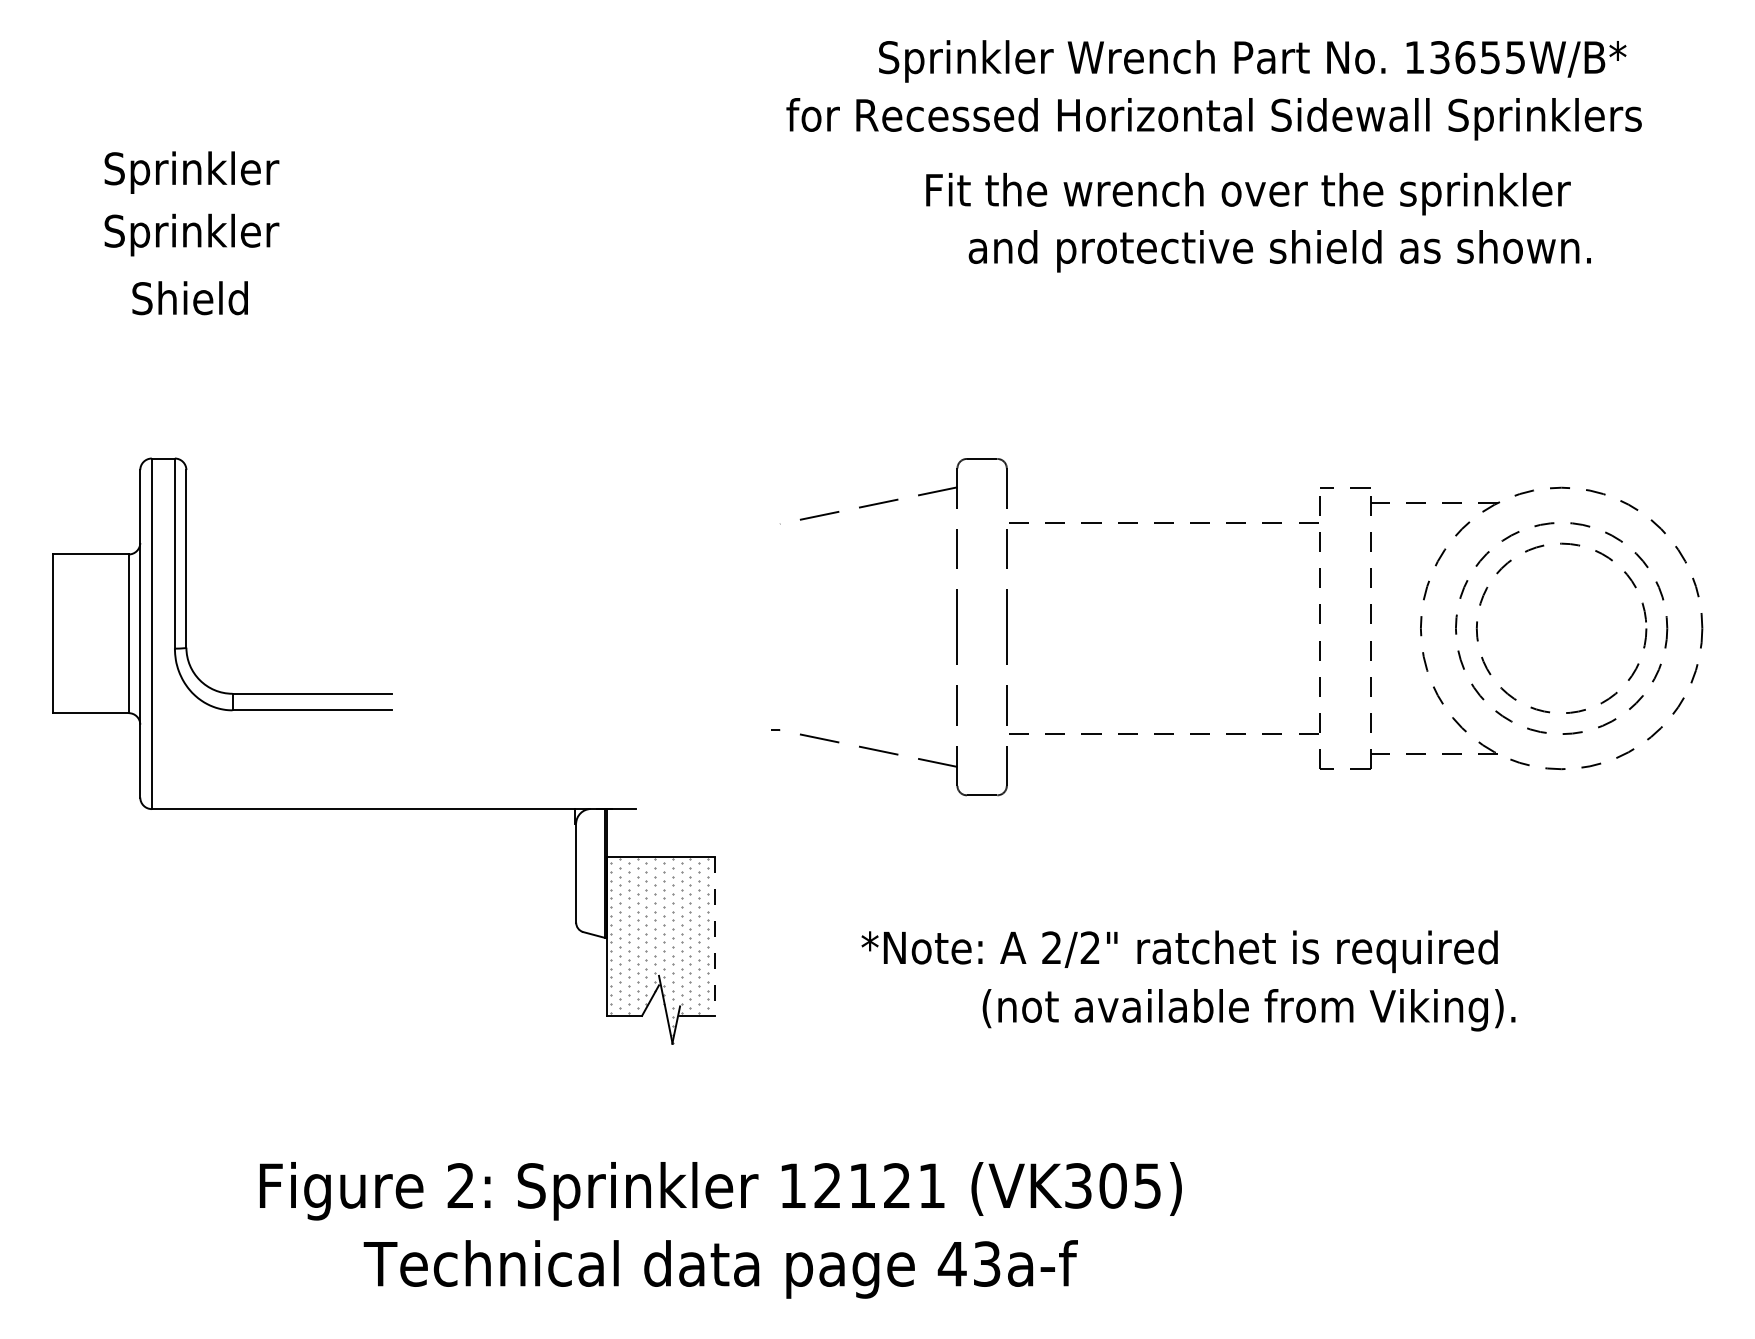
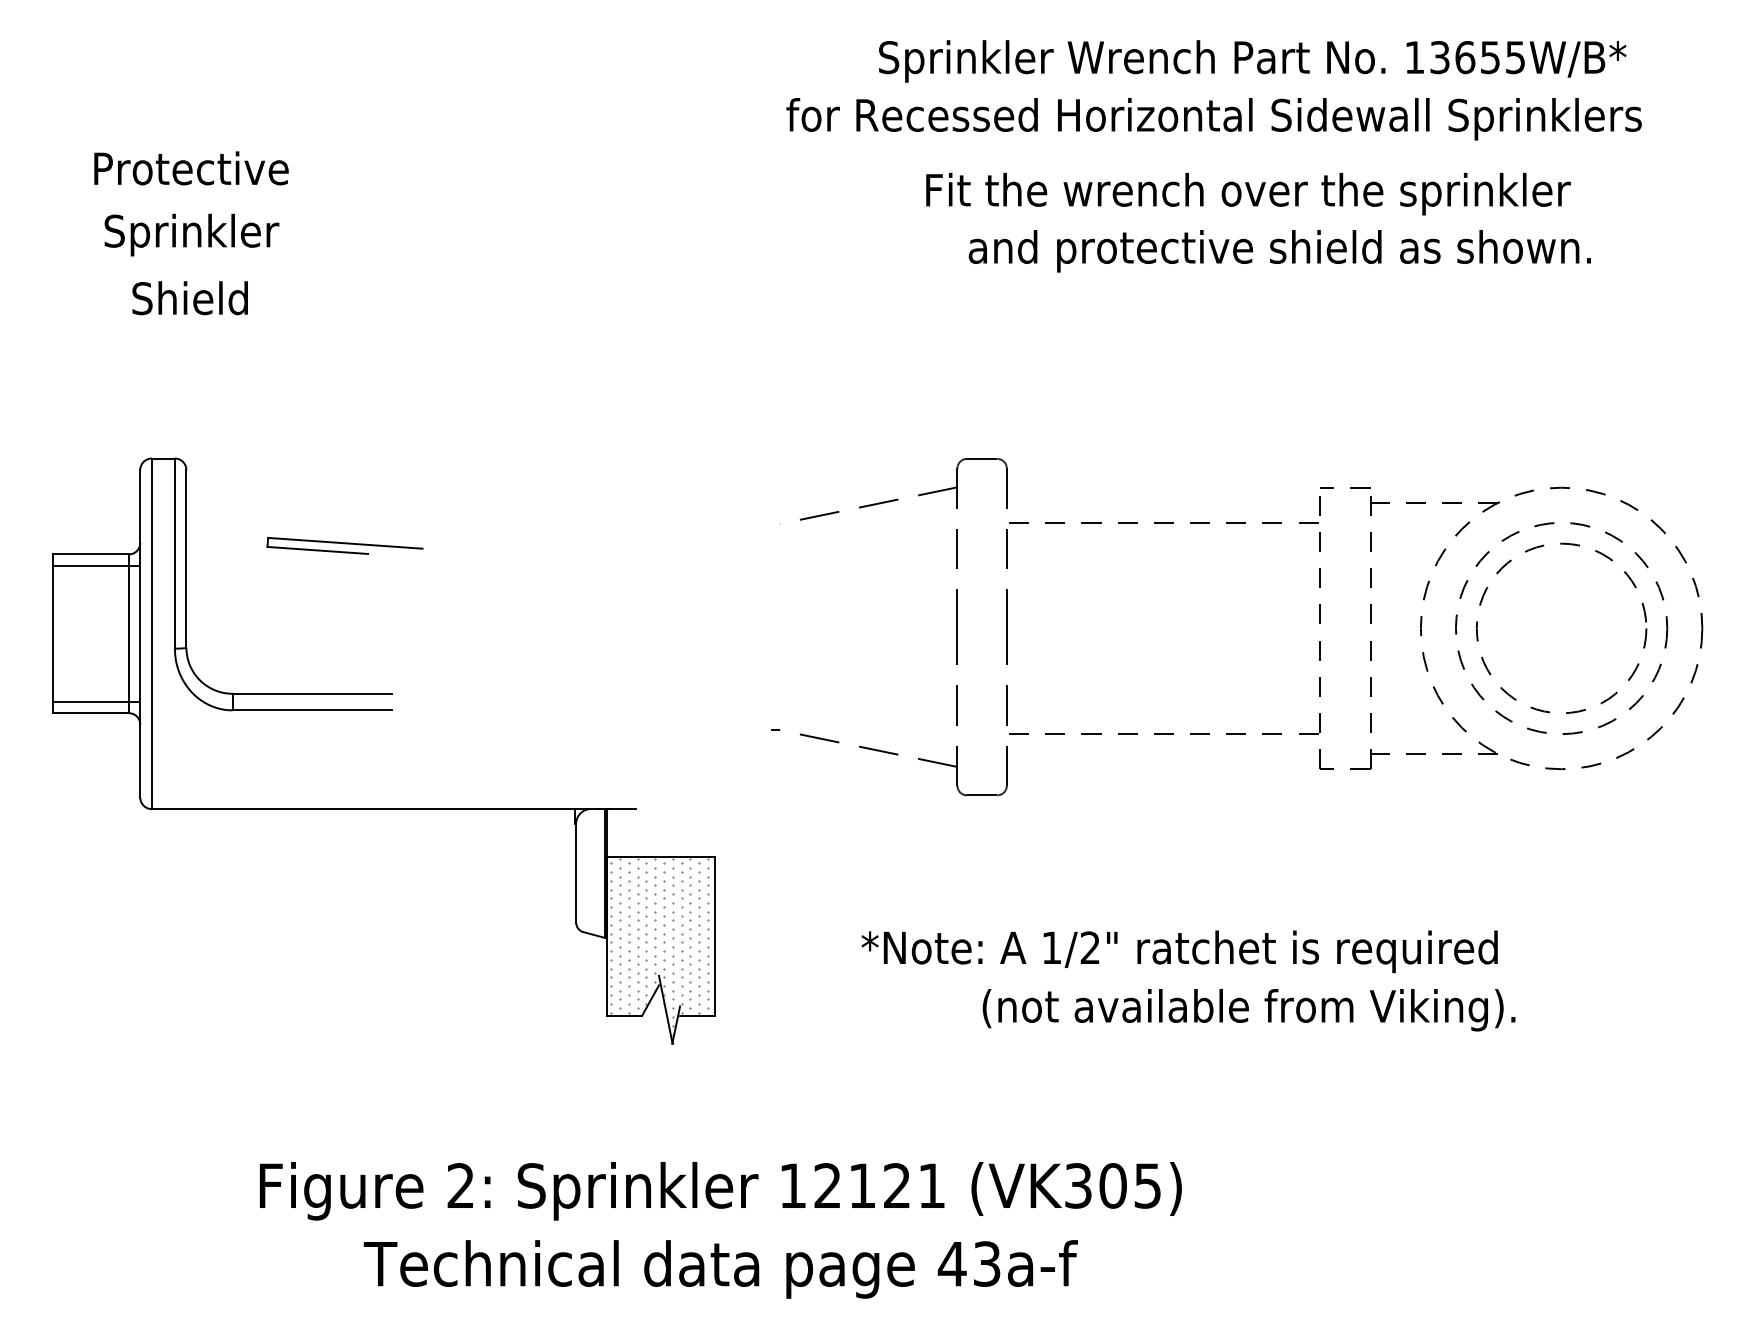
text: Sprinkler -> Protective (191, 172)
part: none -> present (344, 545)
line: none -> present (96, 566)
line: none -> present (96, 701)
line: dashed -> solid (715, 936)
text: 2/2" -> 1/2" (1051, 947)
